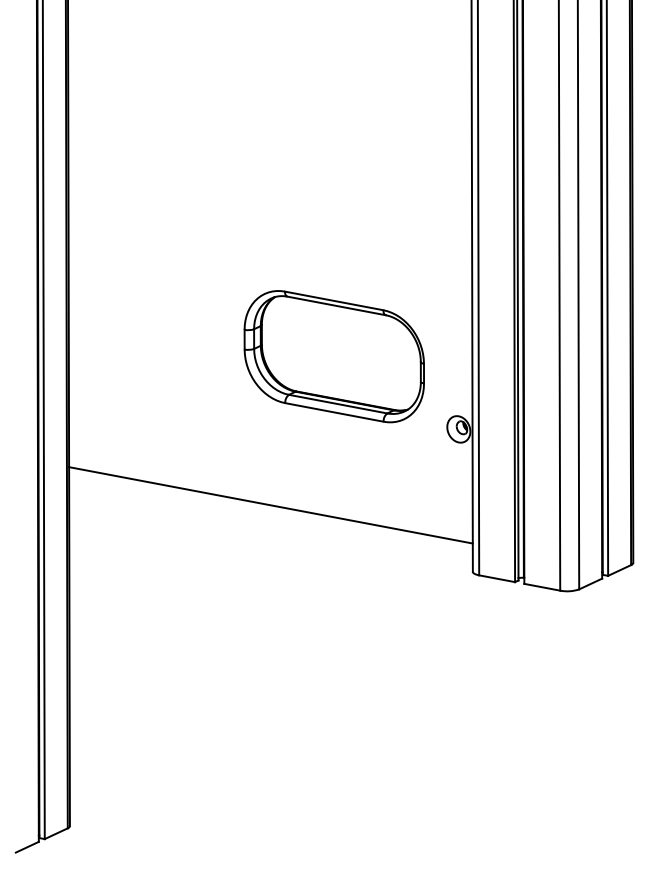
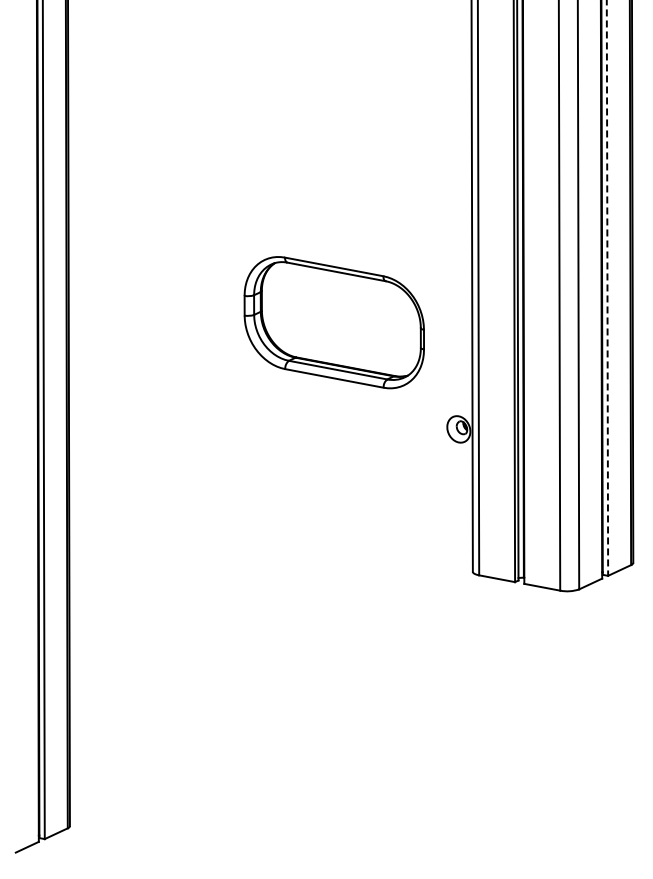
line: solid -> dashed (607, 287)
part position: (333, 356) -> (333, 322) (333, 322)
line: present -> none (270, 505)
